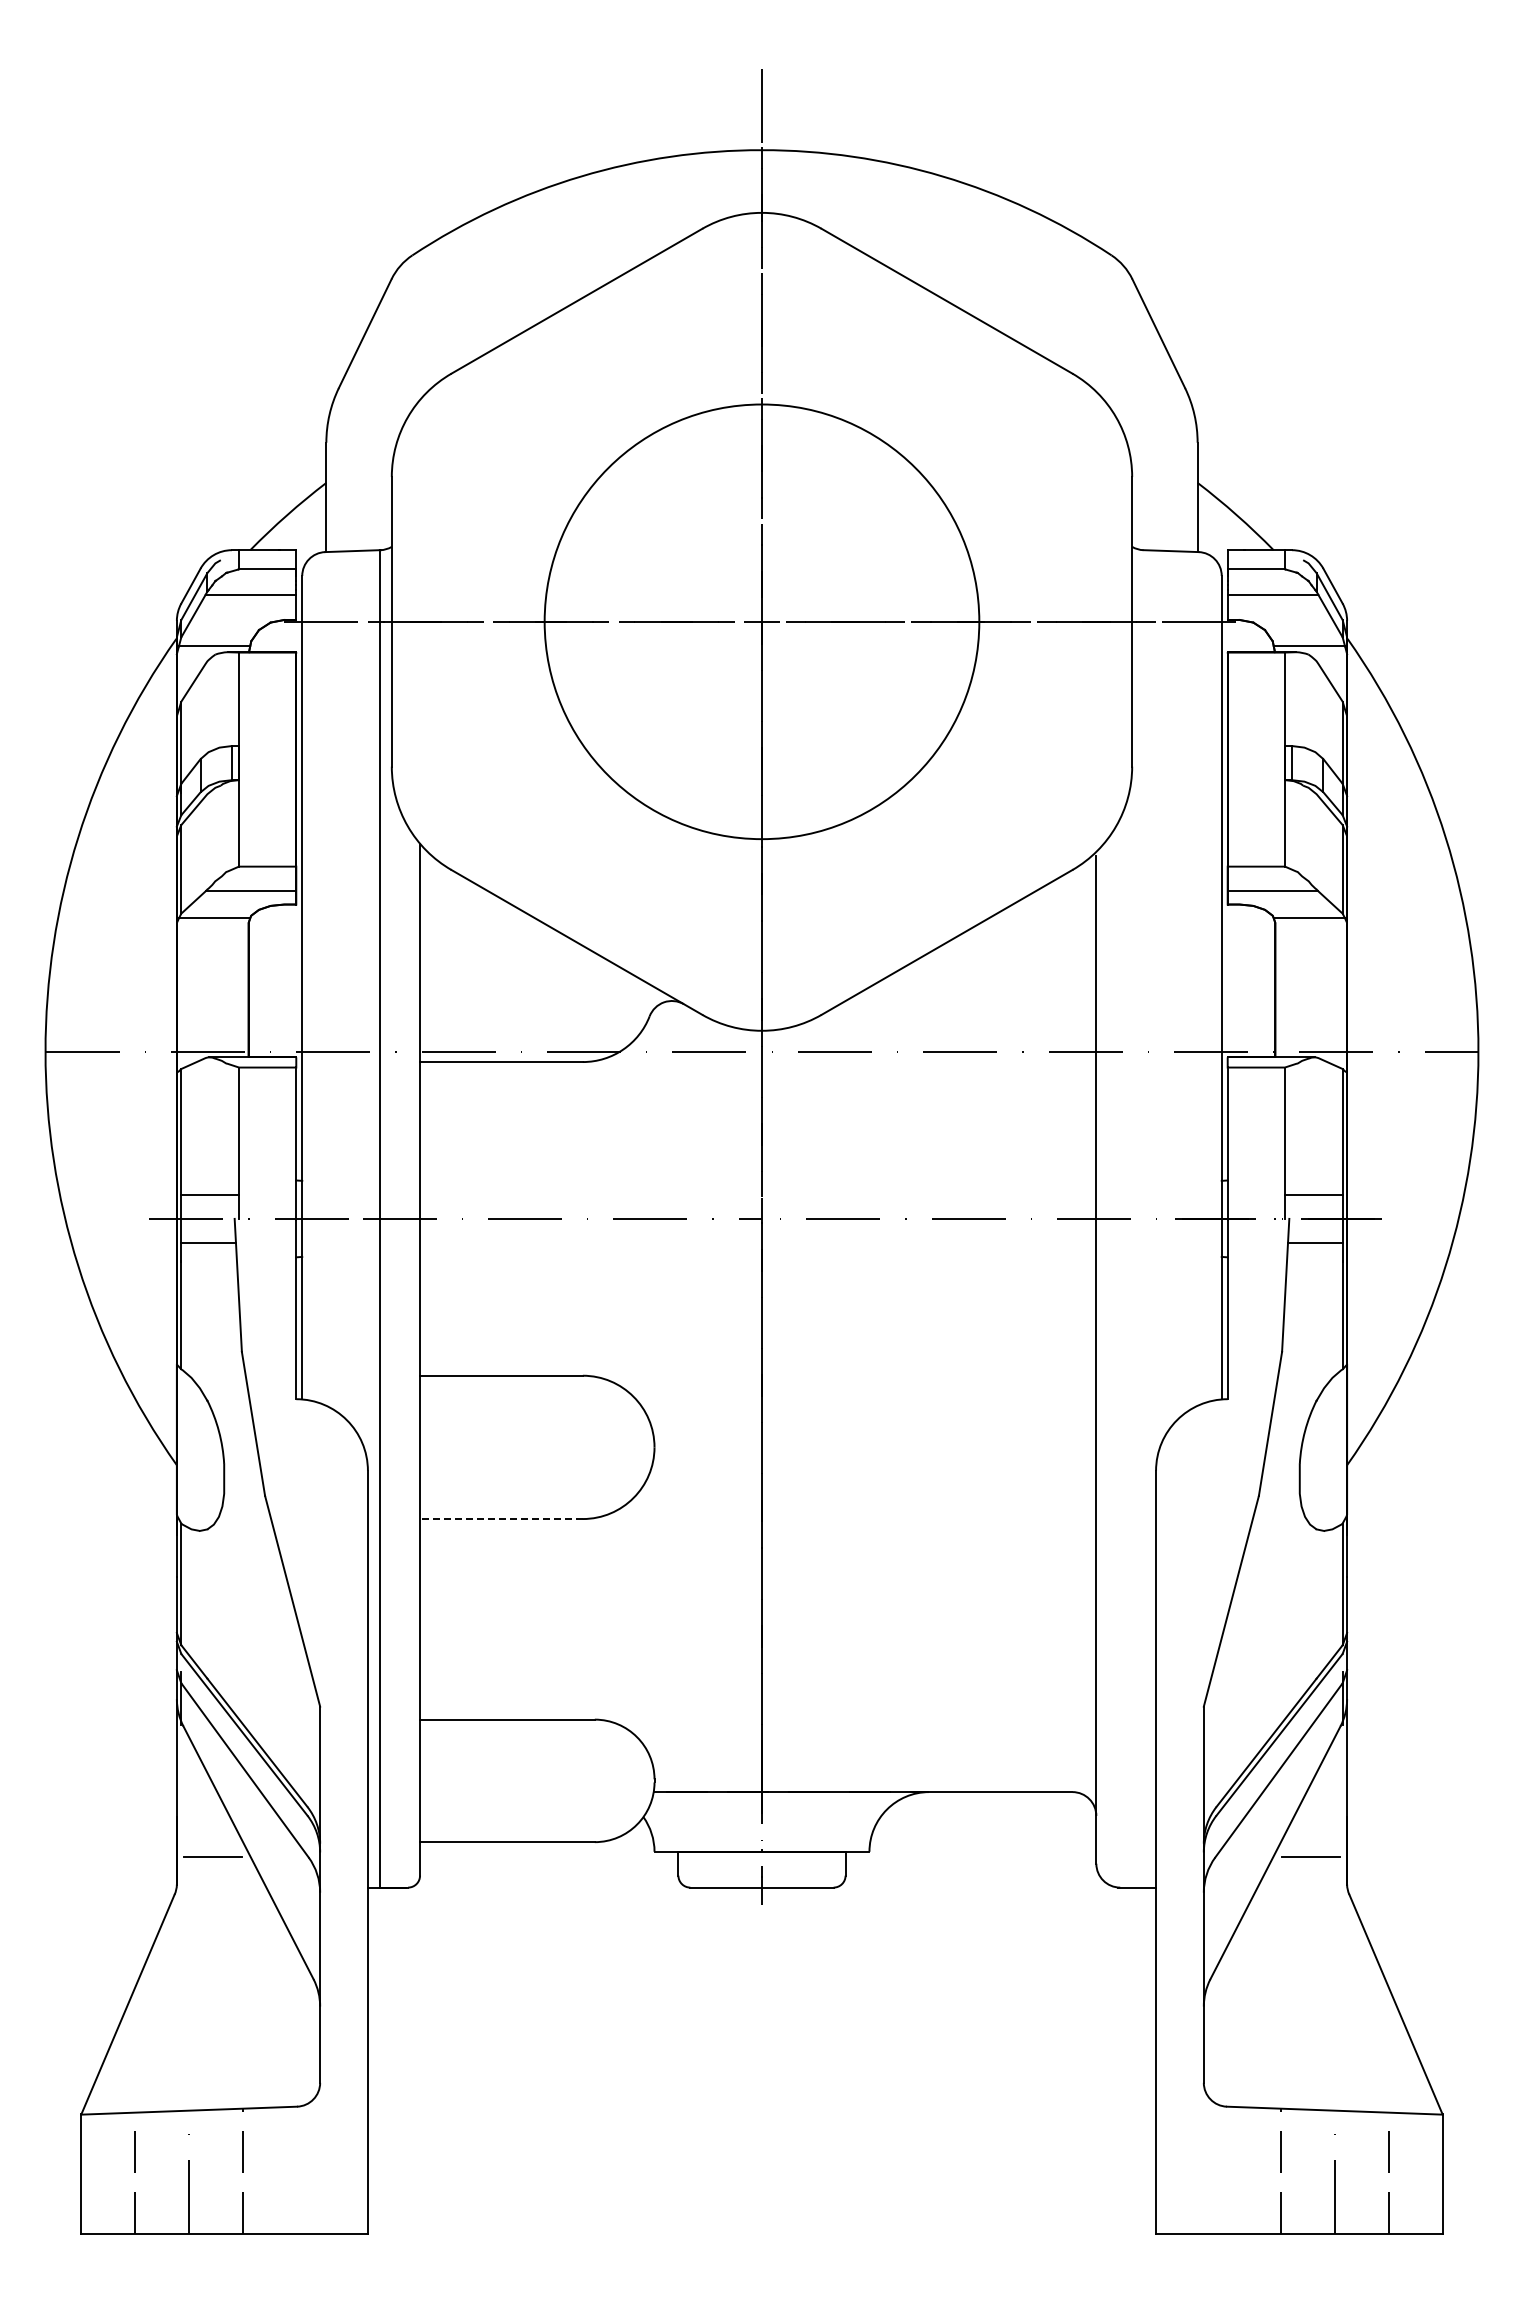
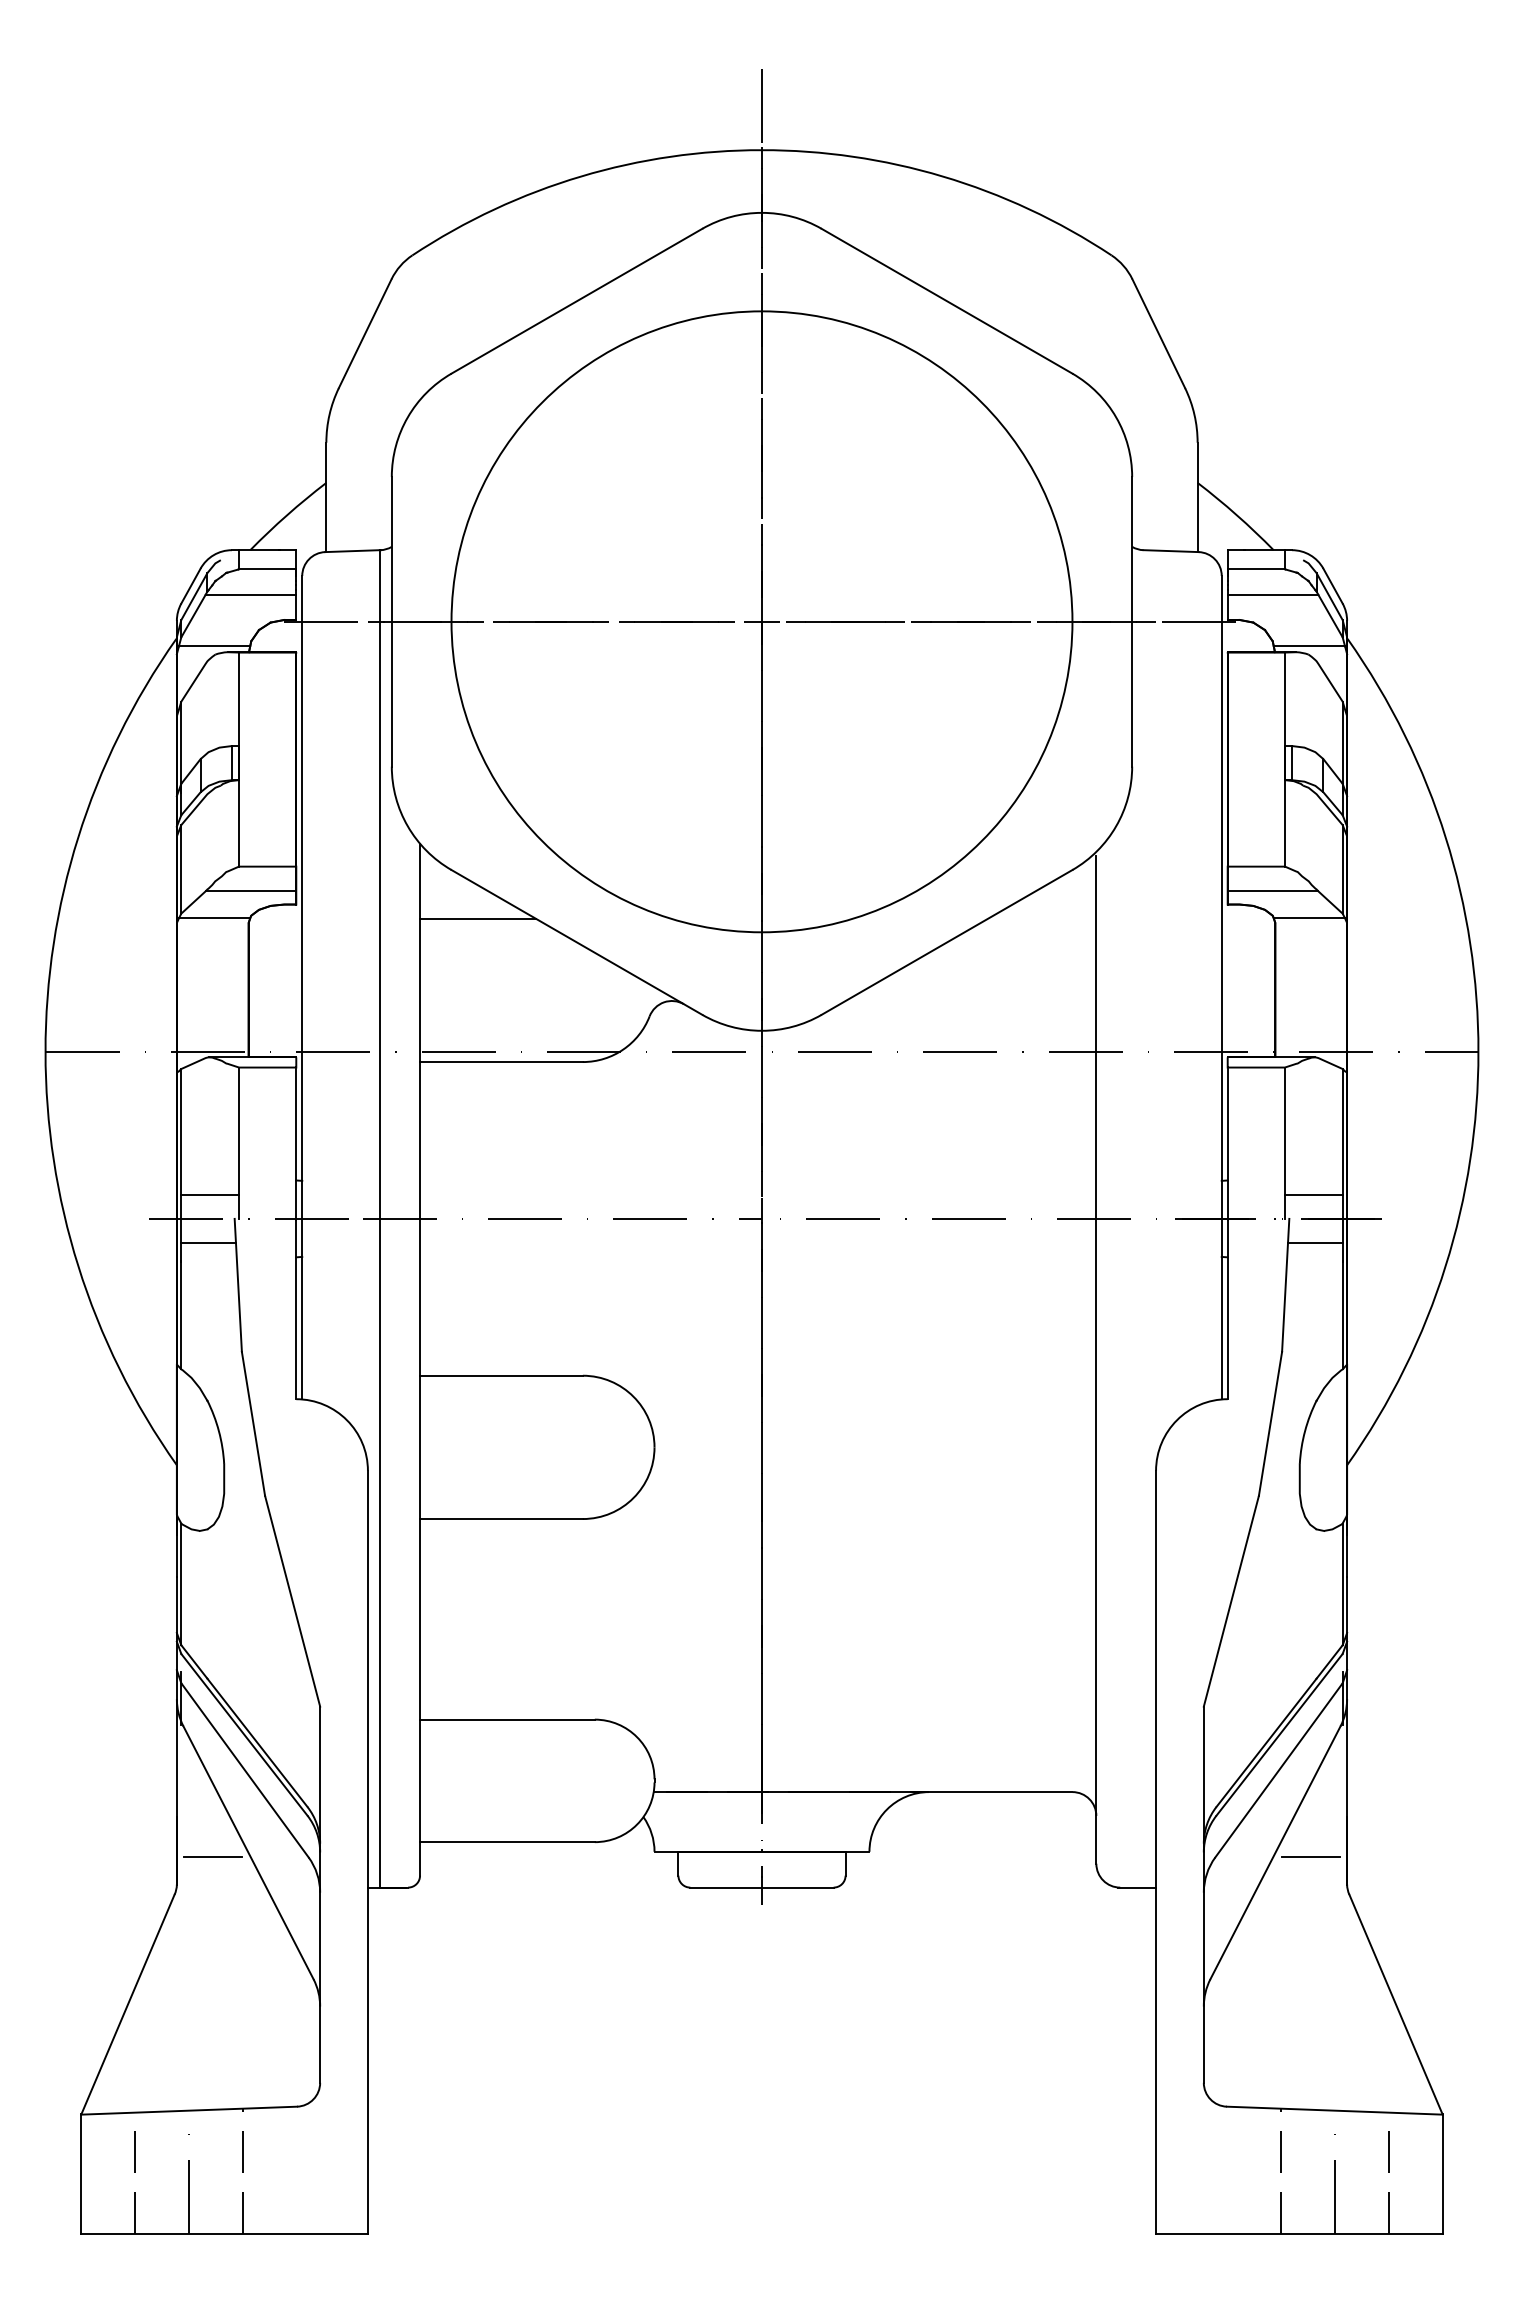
circle diameter: 435 px -> 621 px (761, 621)
line: none -> present (477, 918)
line: dashed -> solid (500, 1519)
